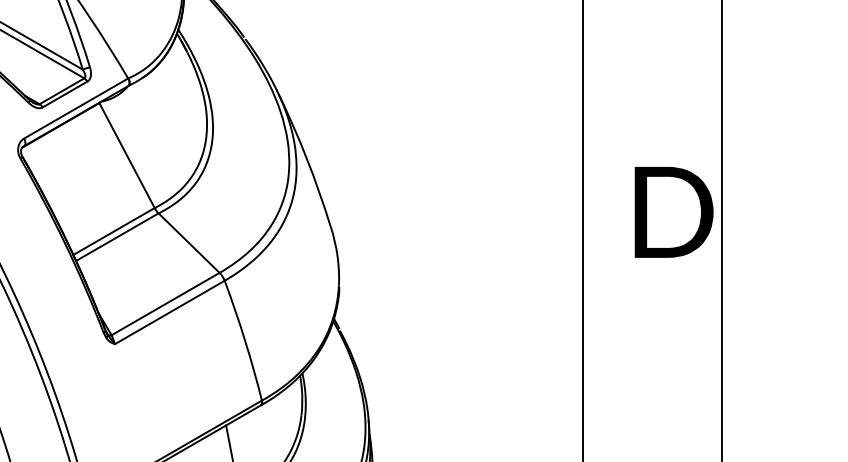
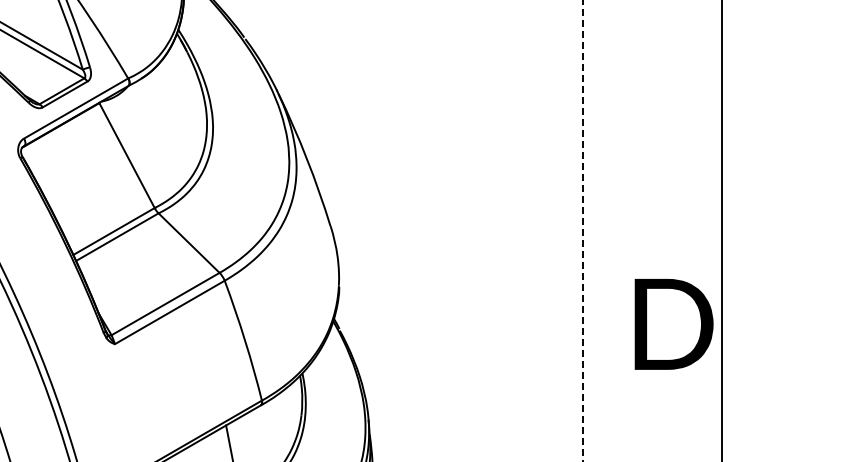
text position: (673, 212) -> (673, 324) (673, 324)
line: solid -> dashed (583, 231)
